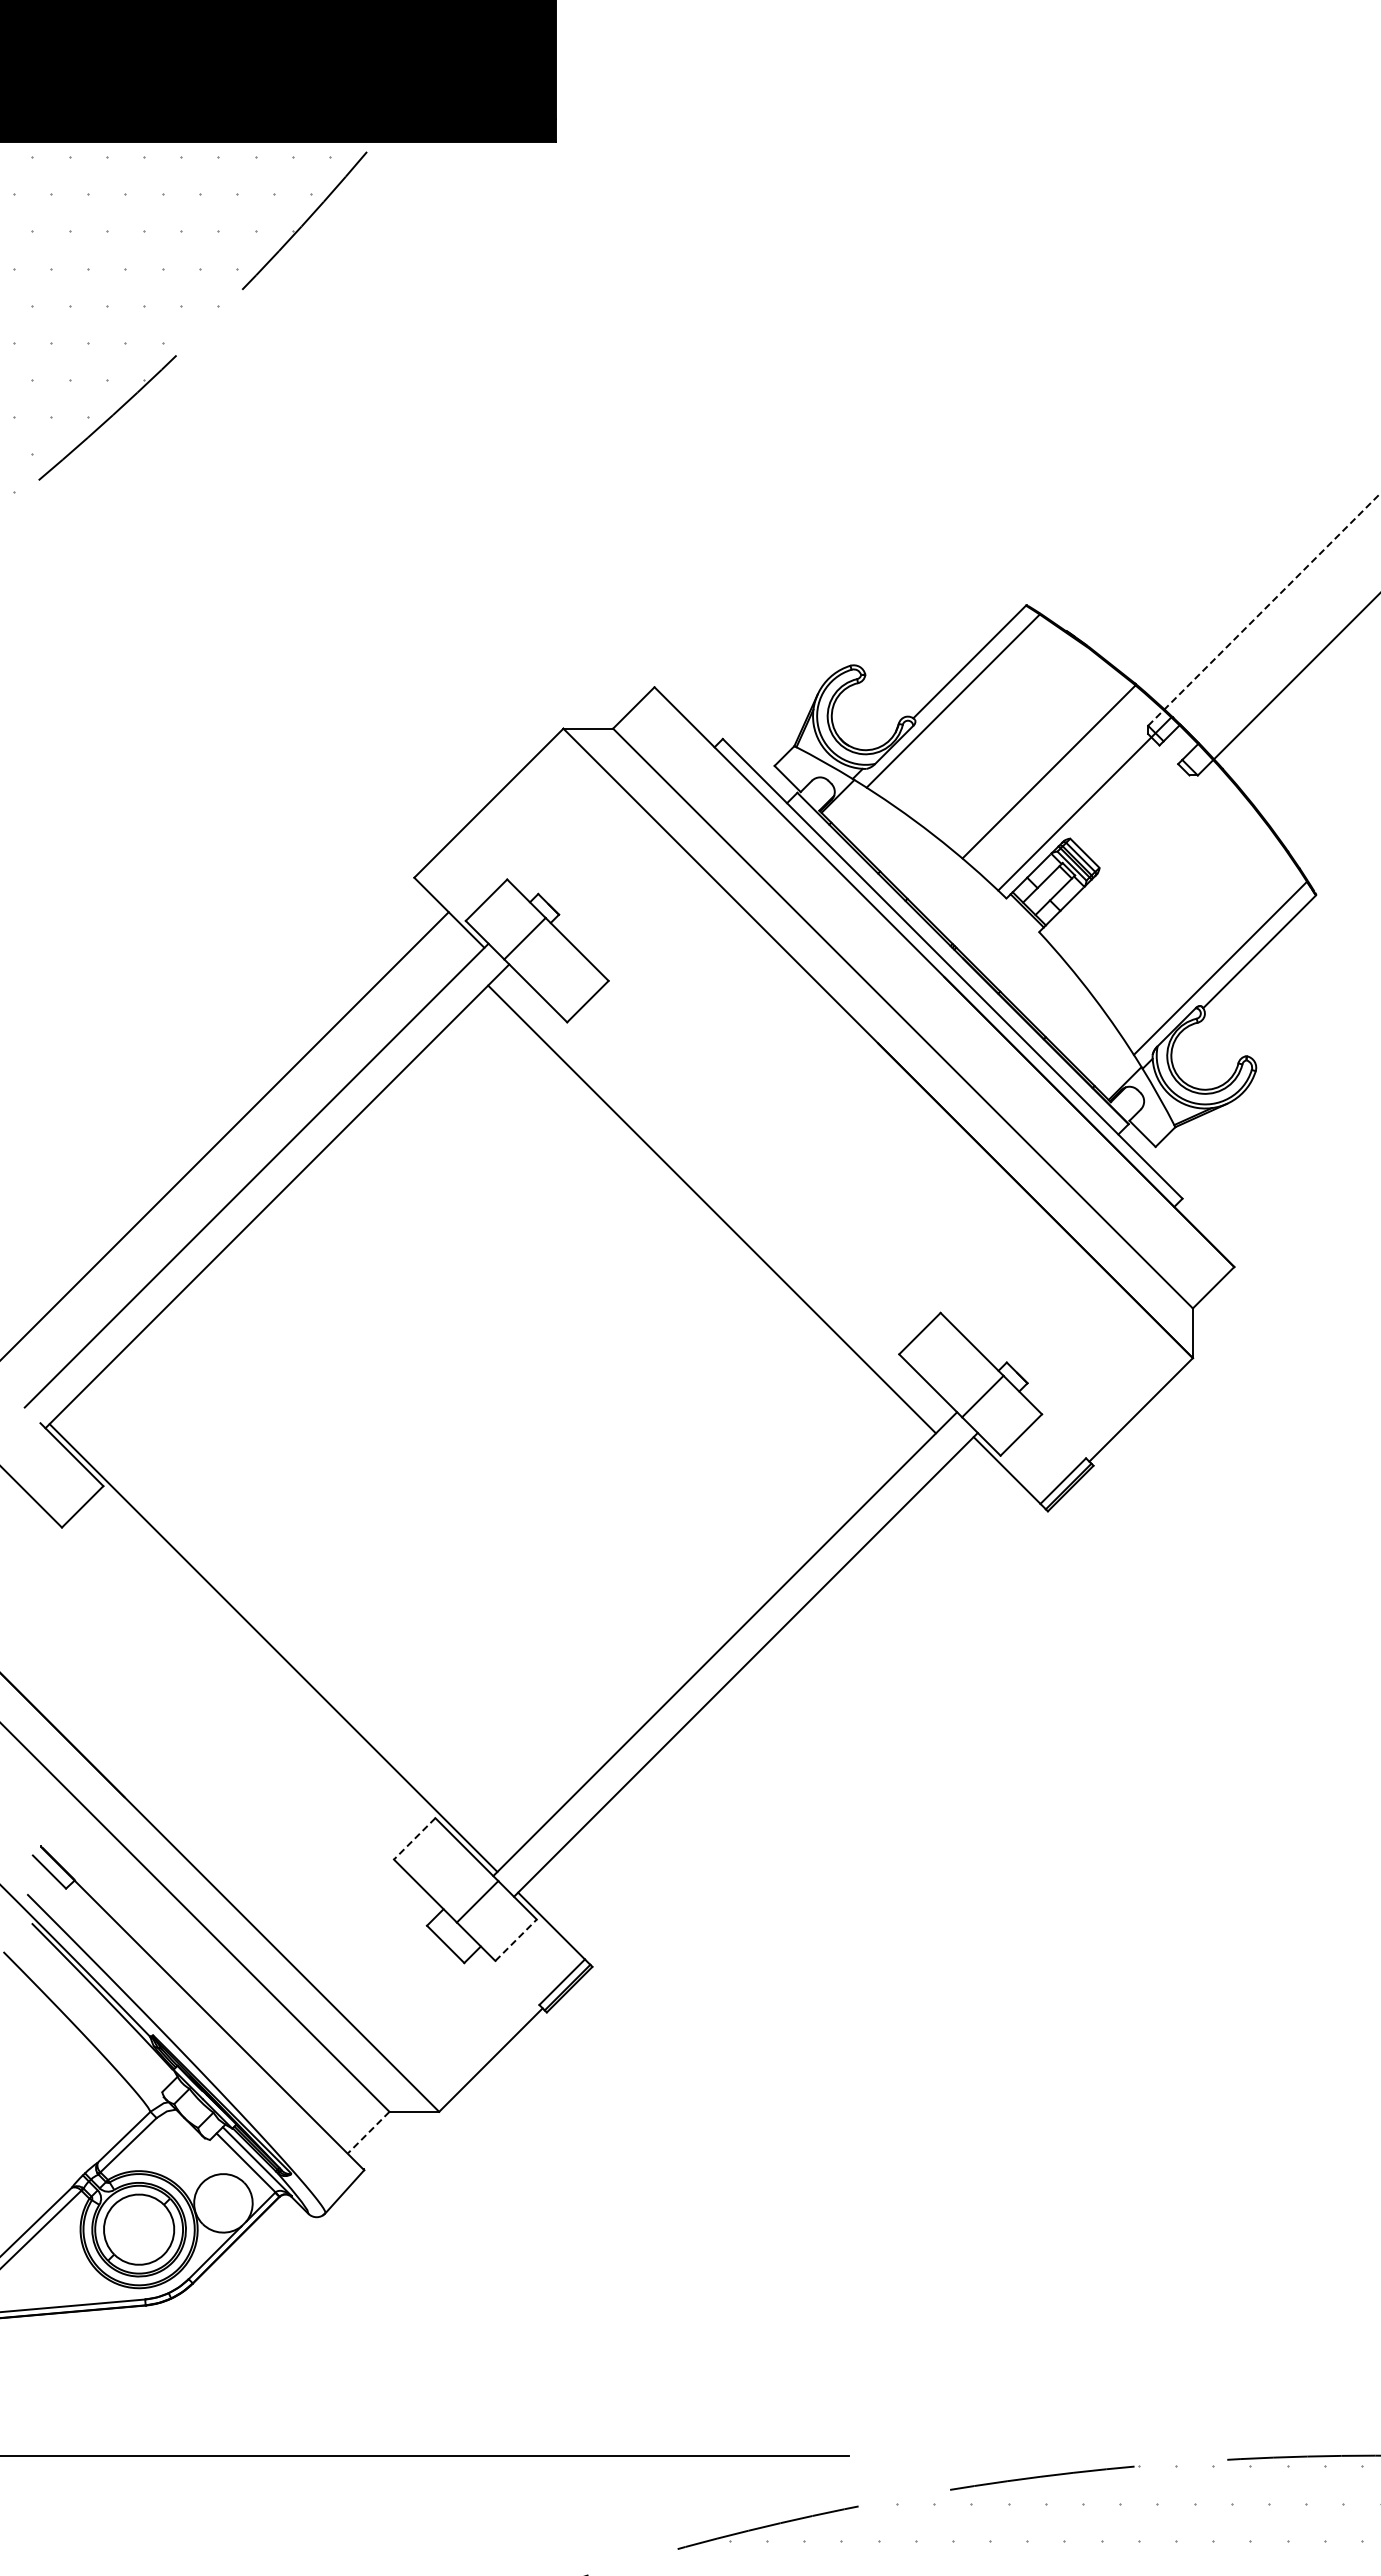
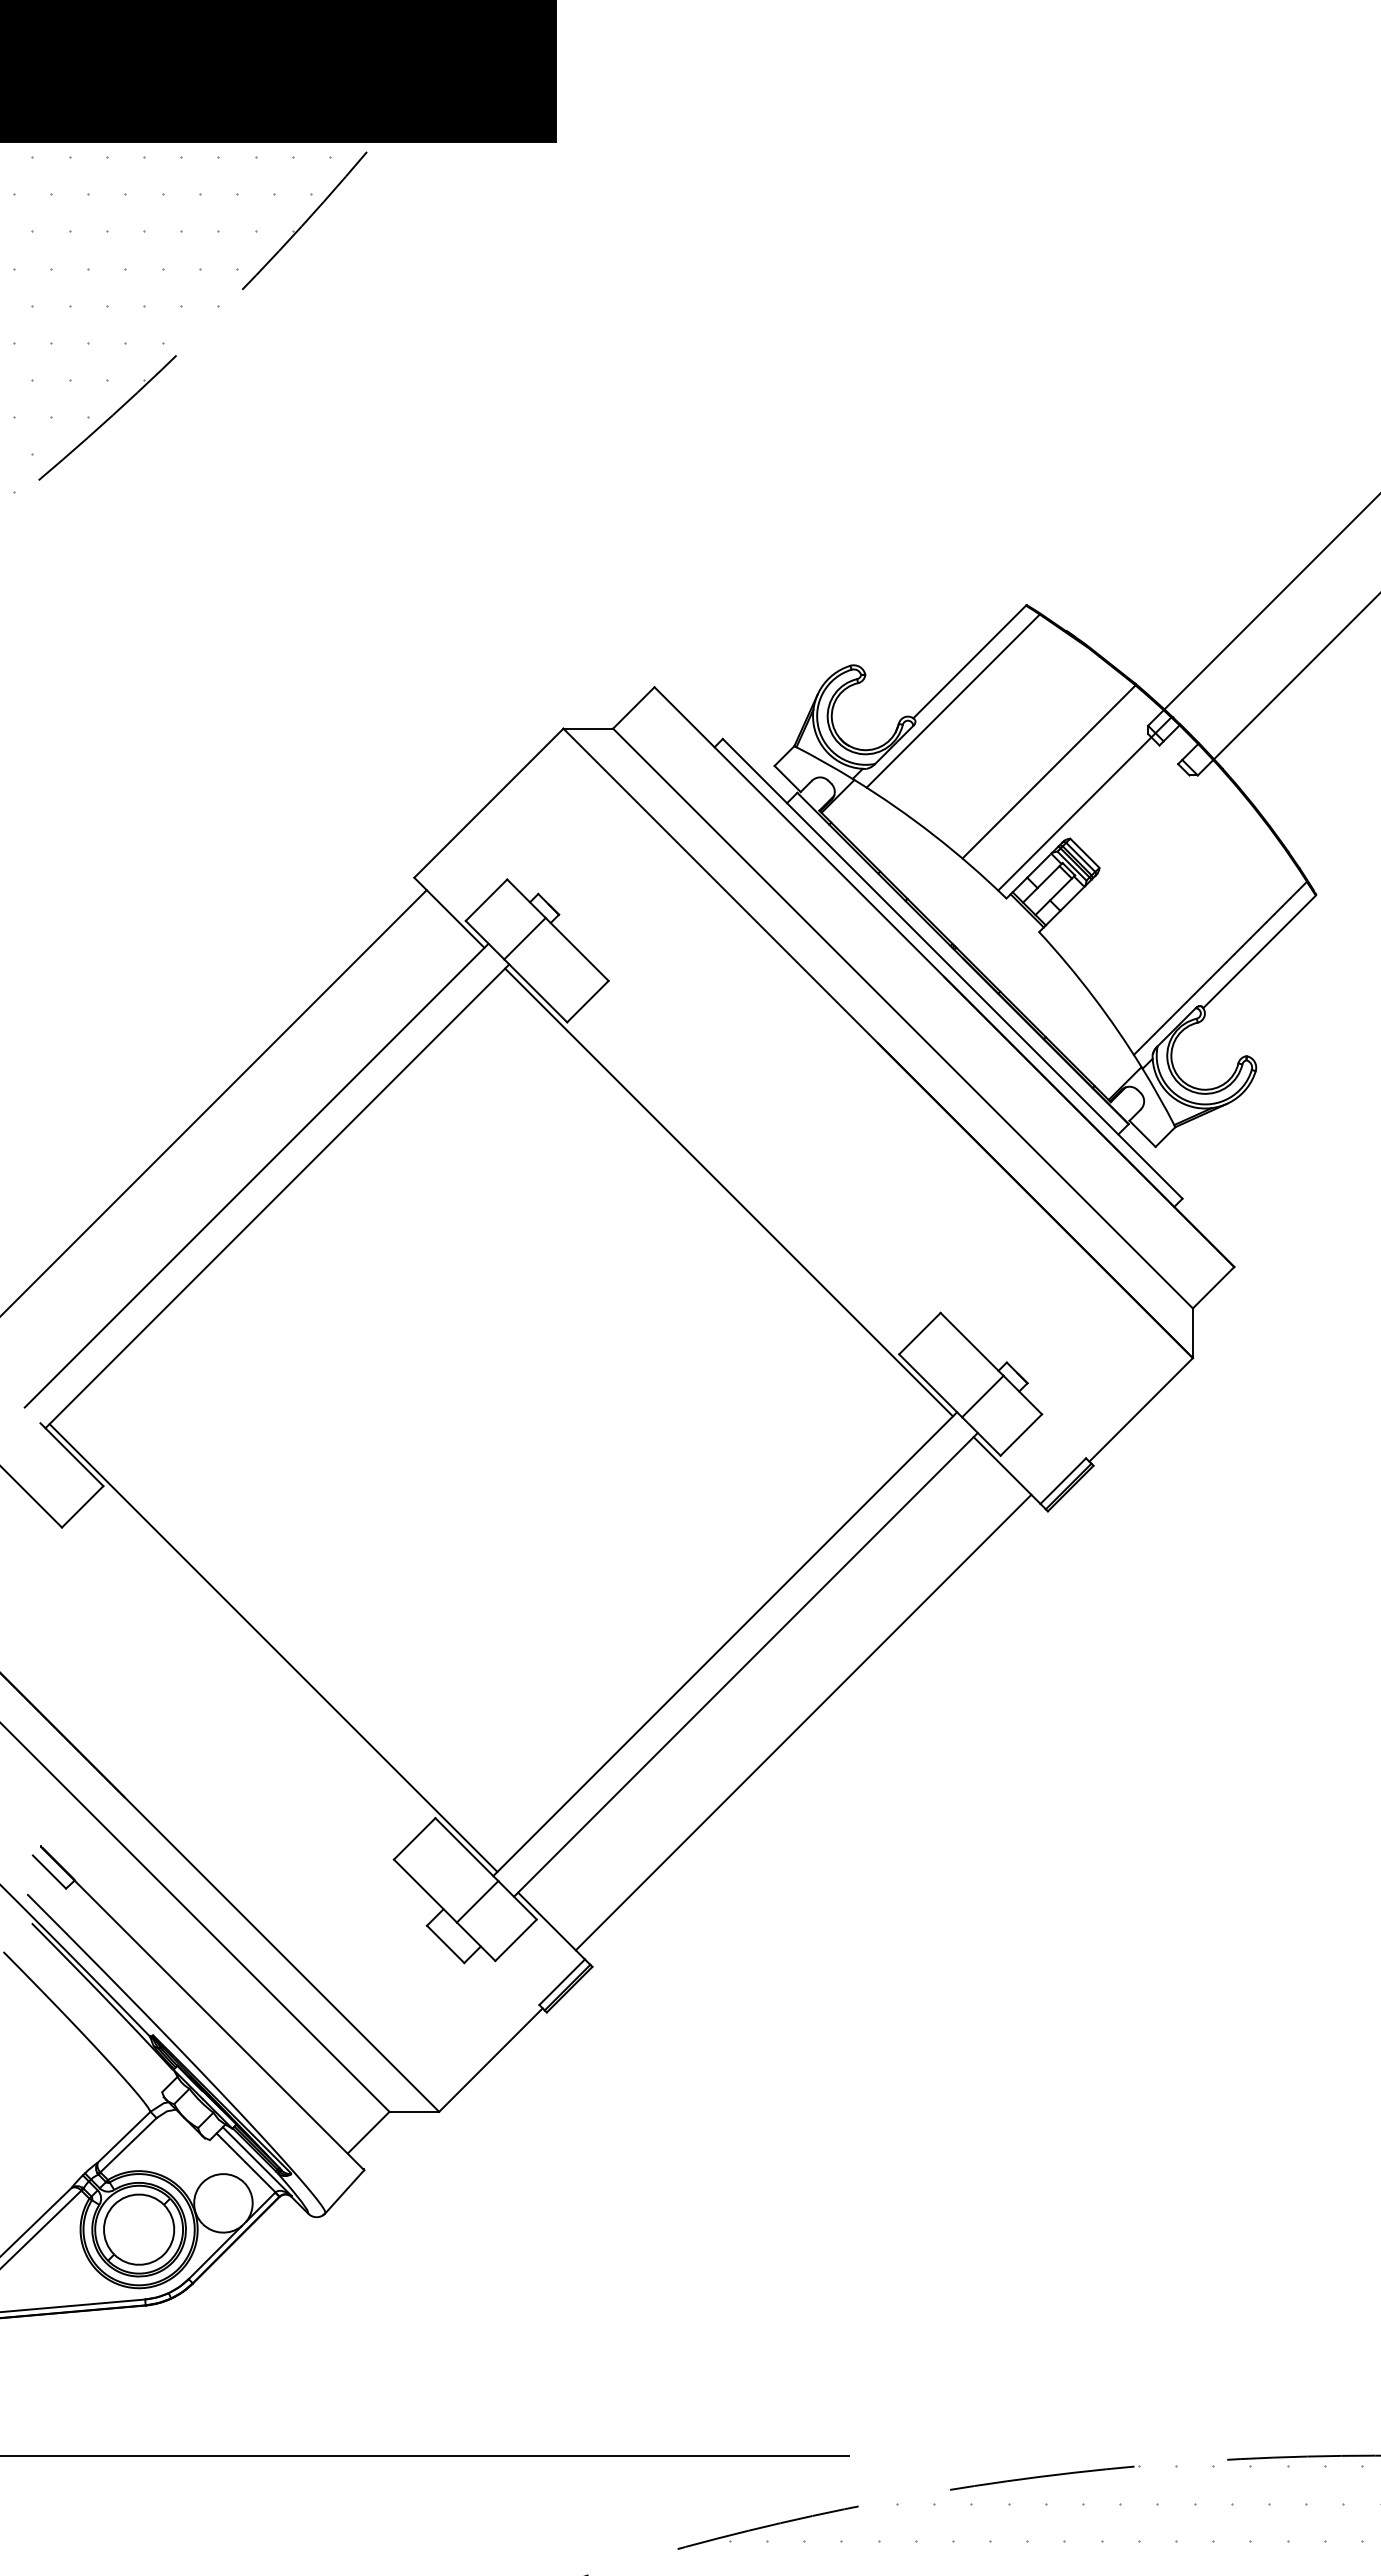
line: dashed -> solid (1264, 609)
line position: (225, 1135) -> (214, 1102) (214, 1102)
line position: (711, 1209) -> (728, 1192) (728, 1192)
line: none -> present (803, 1722)
line: dashed -> solid (414, 1839)
line: dashed -> solid (516, 1939)
line: dashed -> solid (368, 2132)
